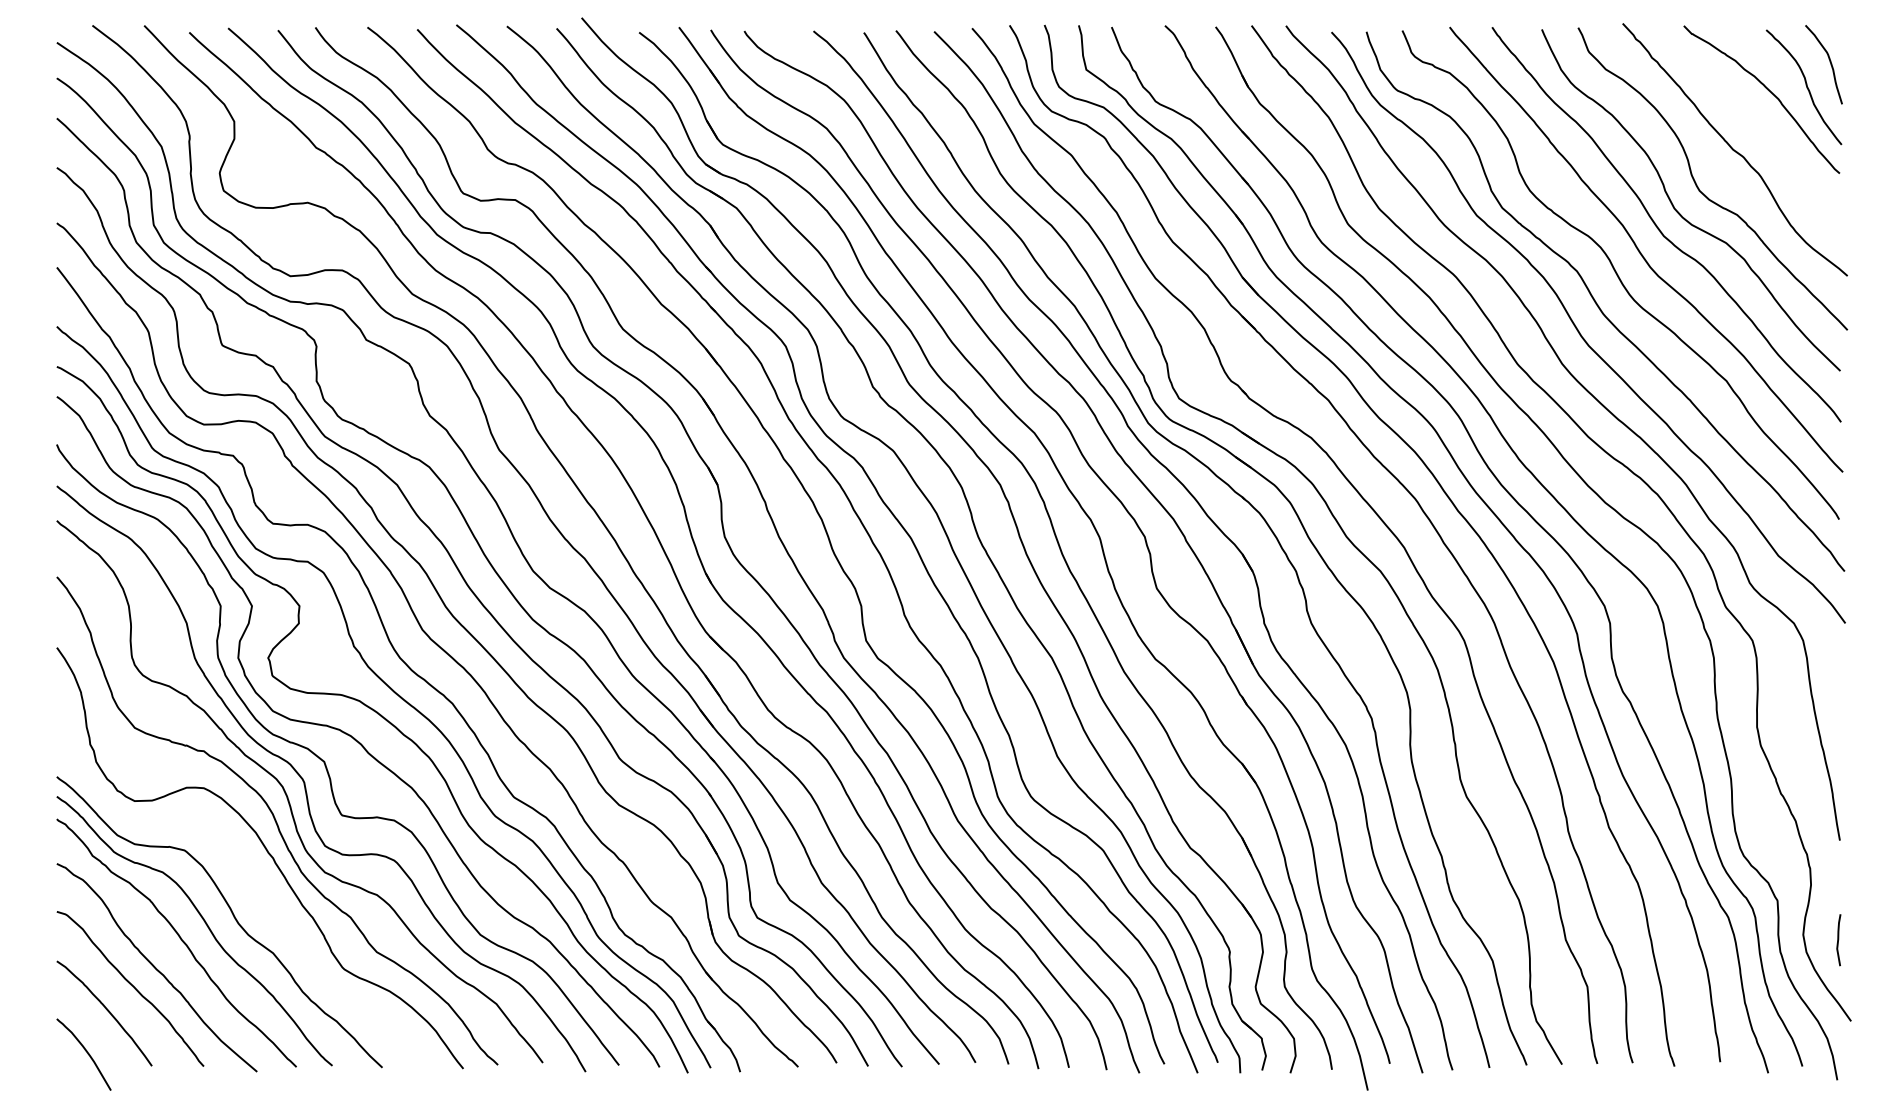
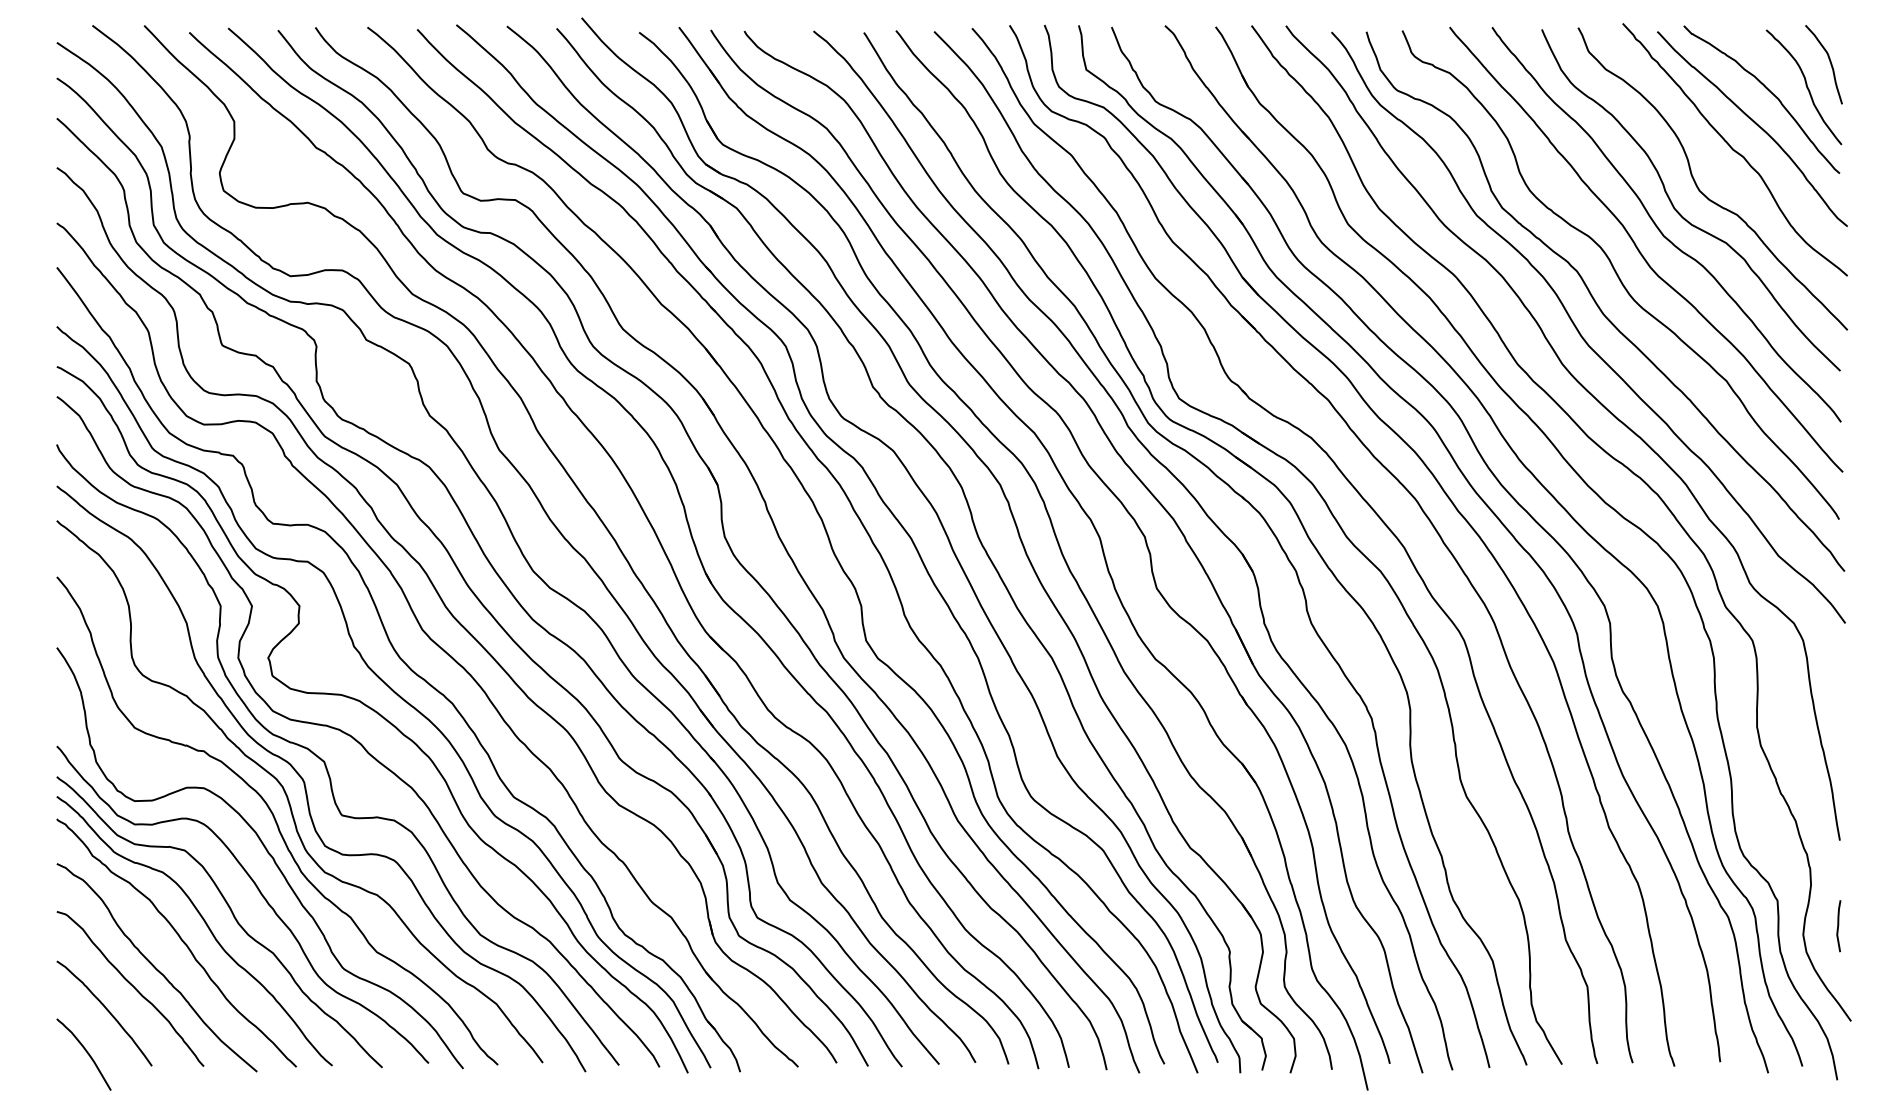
curve: none -> present (1755, 124)
curve: none -> present (260, 894)
curve position: (1838, 940) -> (1838, 926) (1838, 926)
